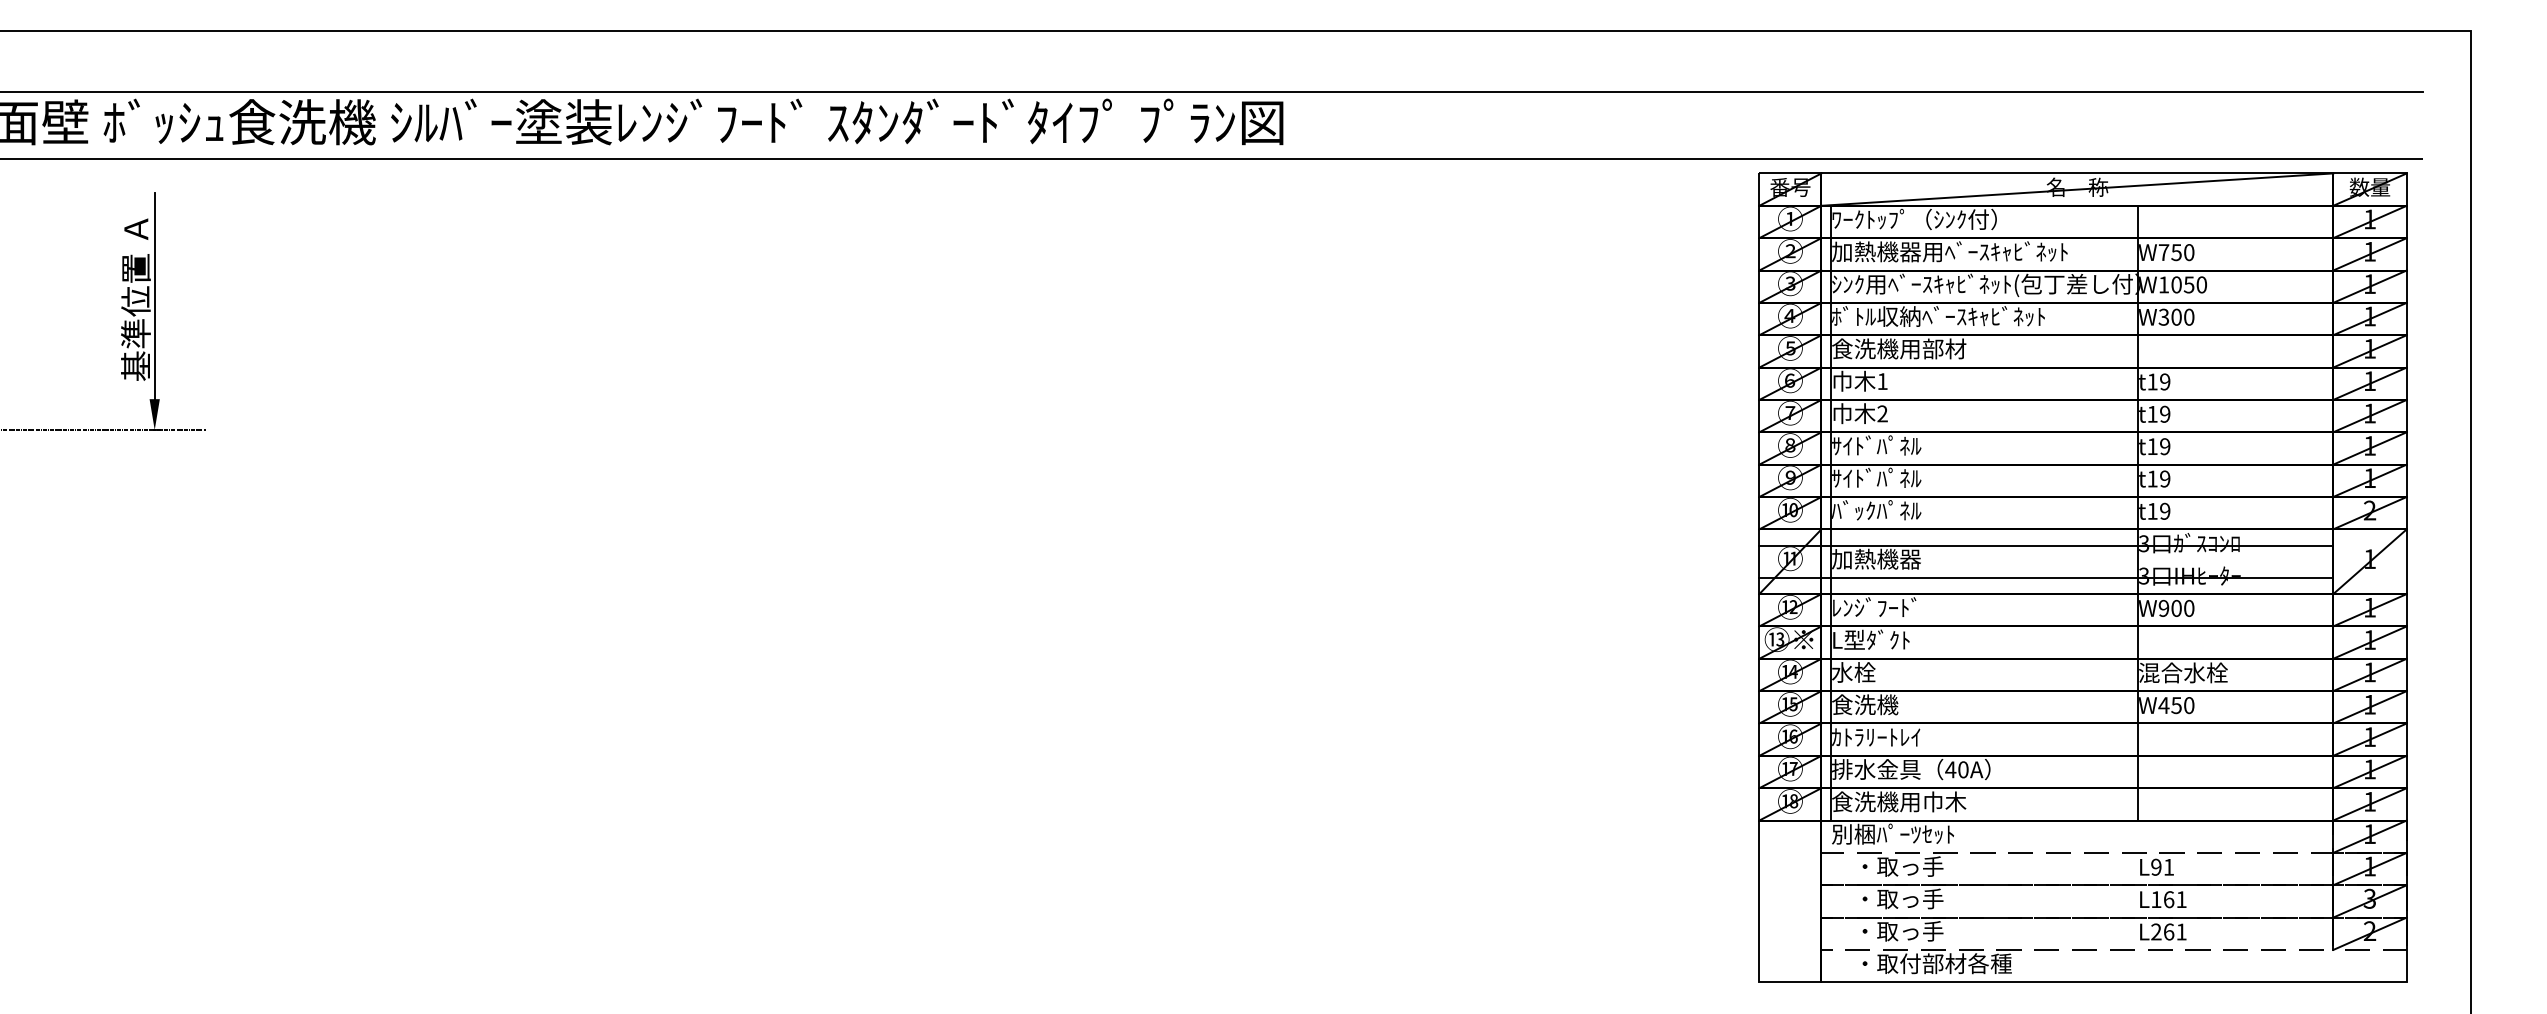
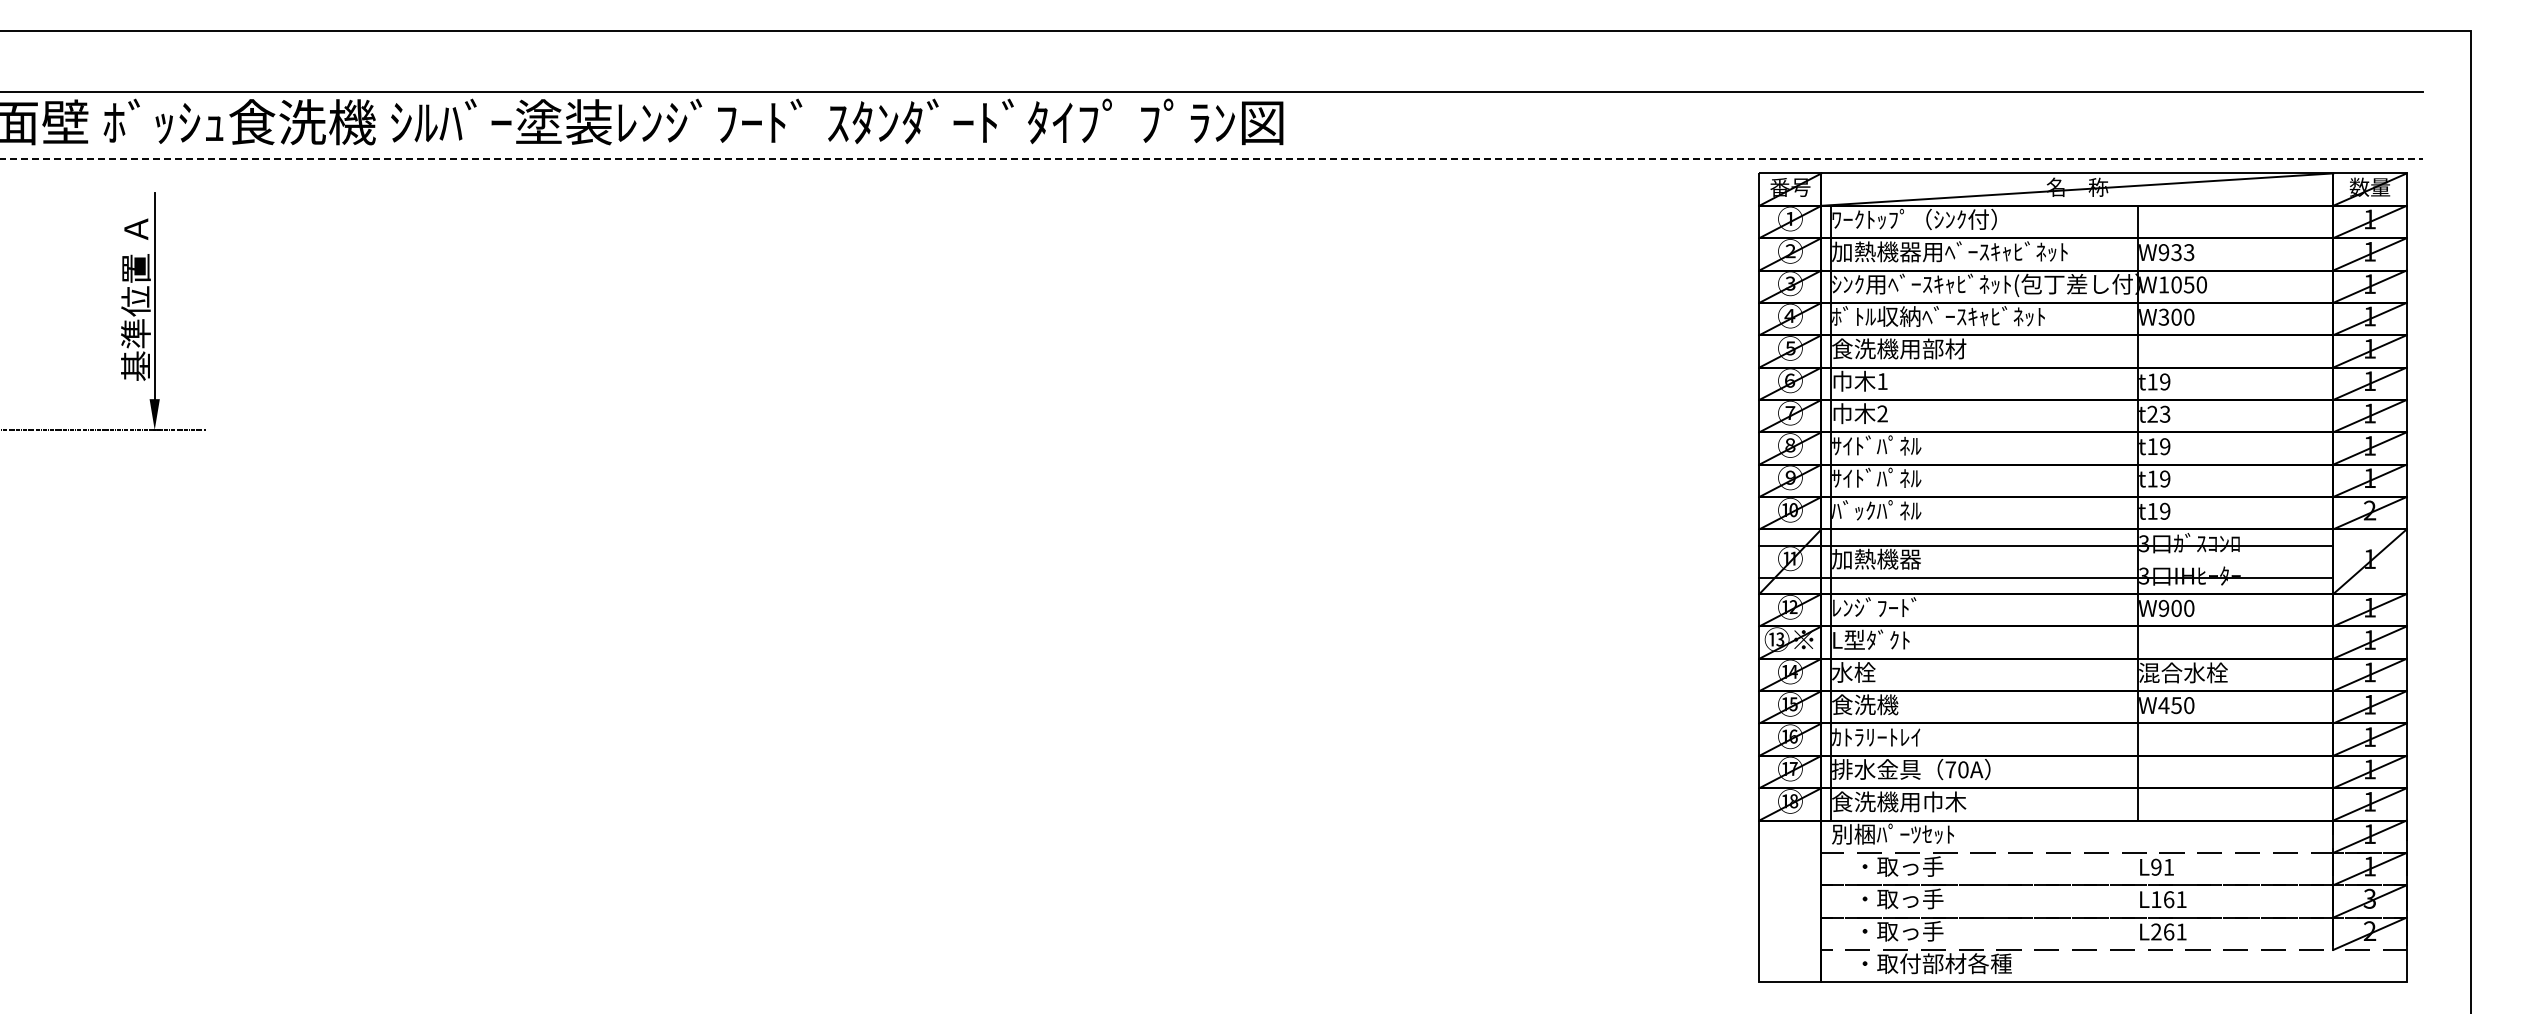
line: solid -> dashed (1212, 158)
text: W750 -> W933 (2176, 252)
text: t19 -> t23 (2158, 413)
text: 40A -> 70A (1950, 769)
